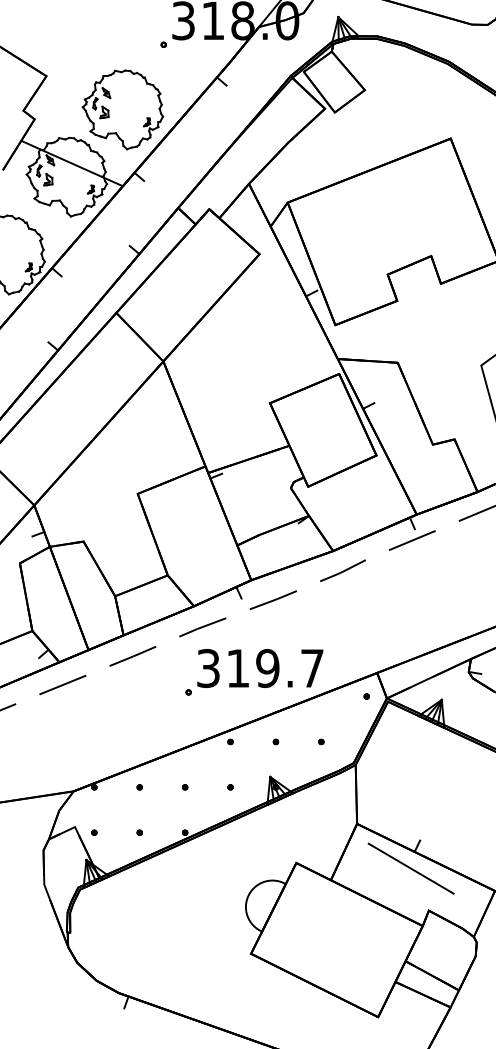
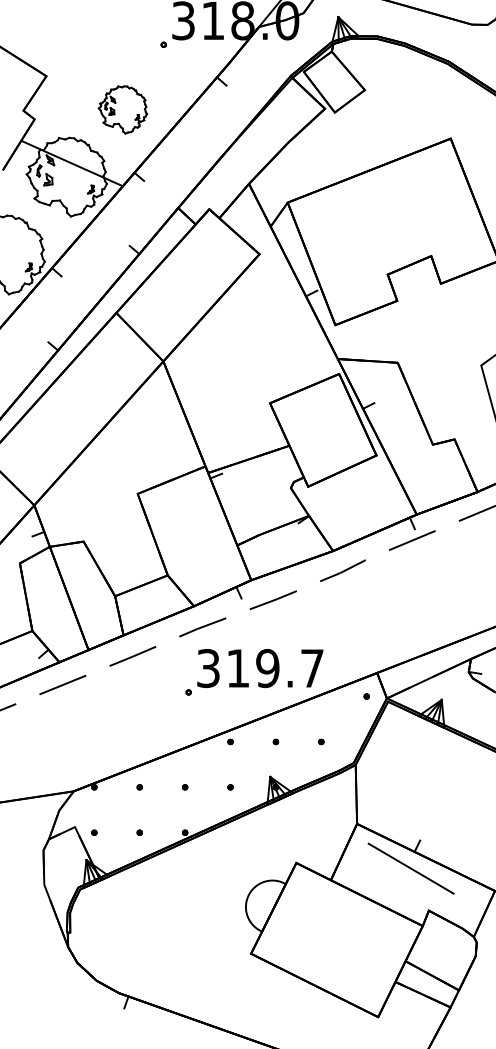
part size: 84x82 px -> 52x50 px (122, 109)
